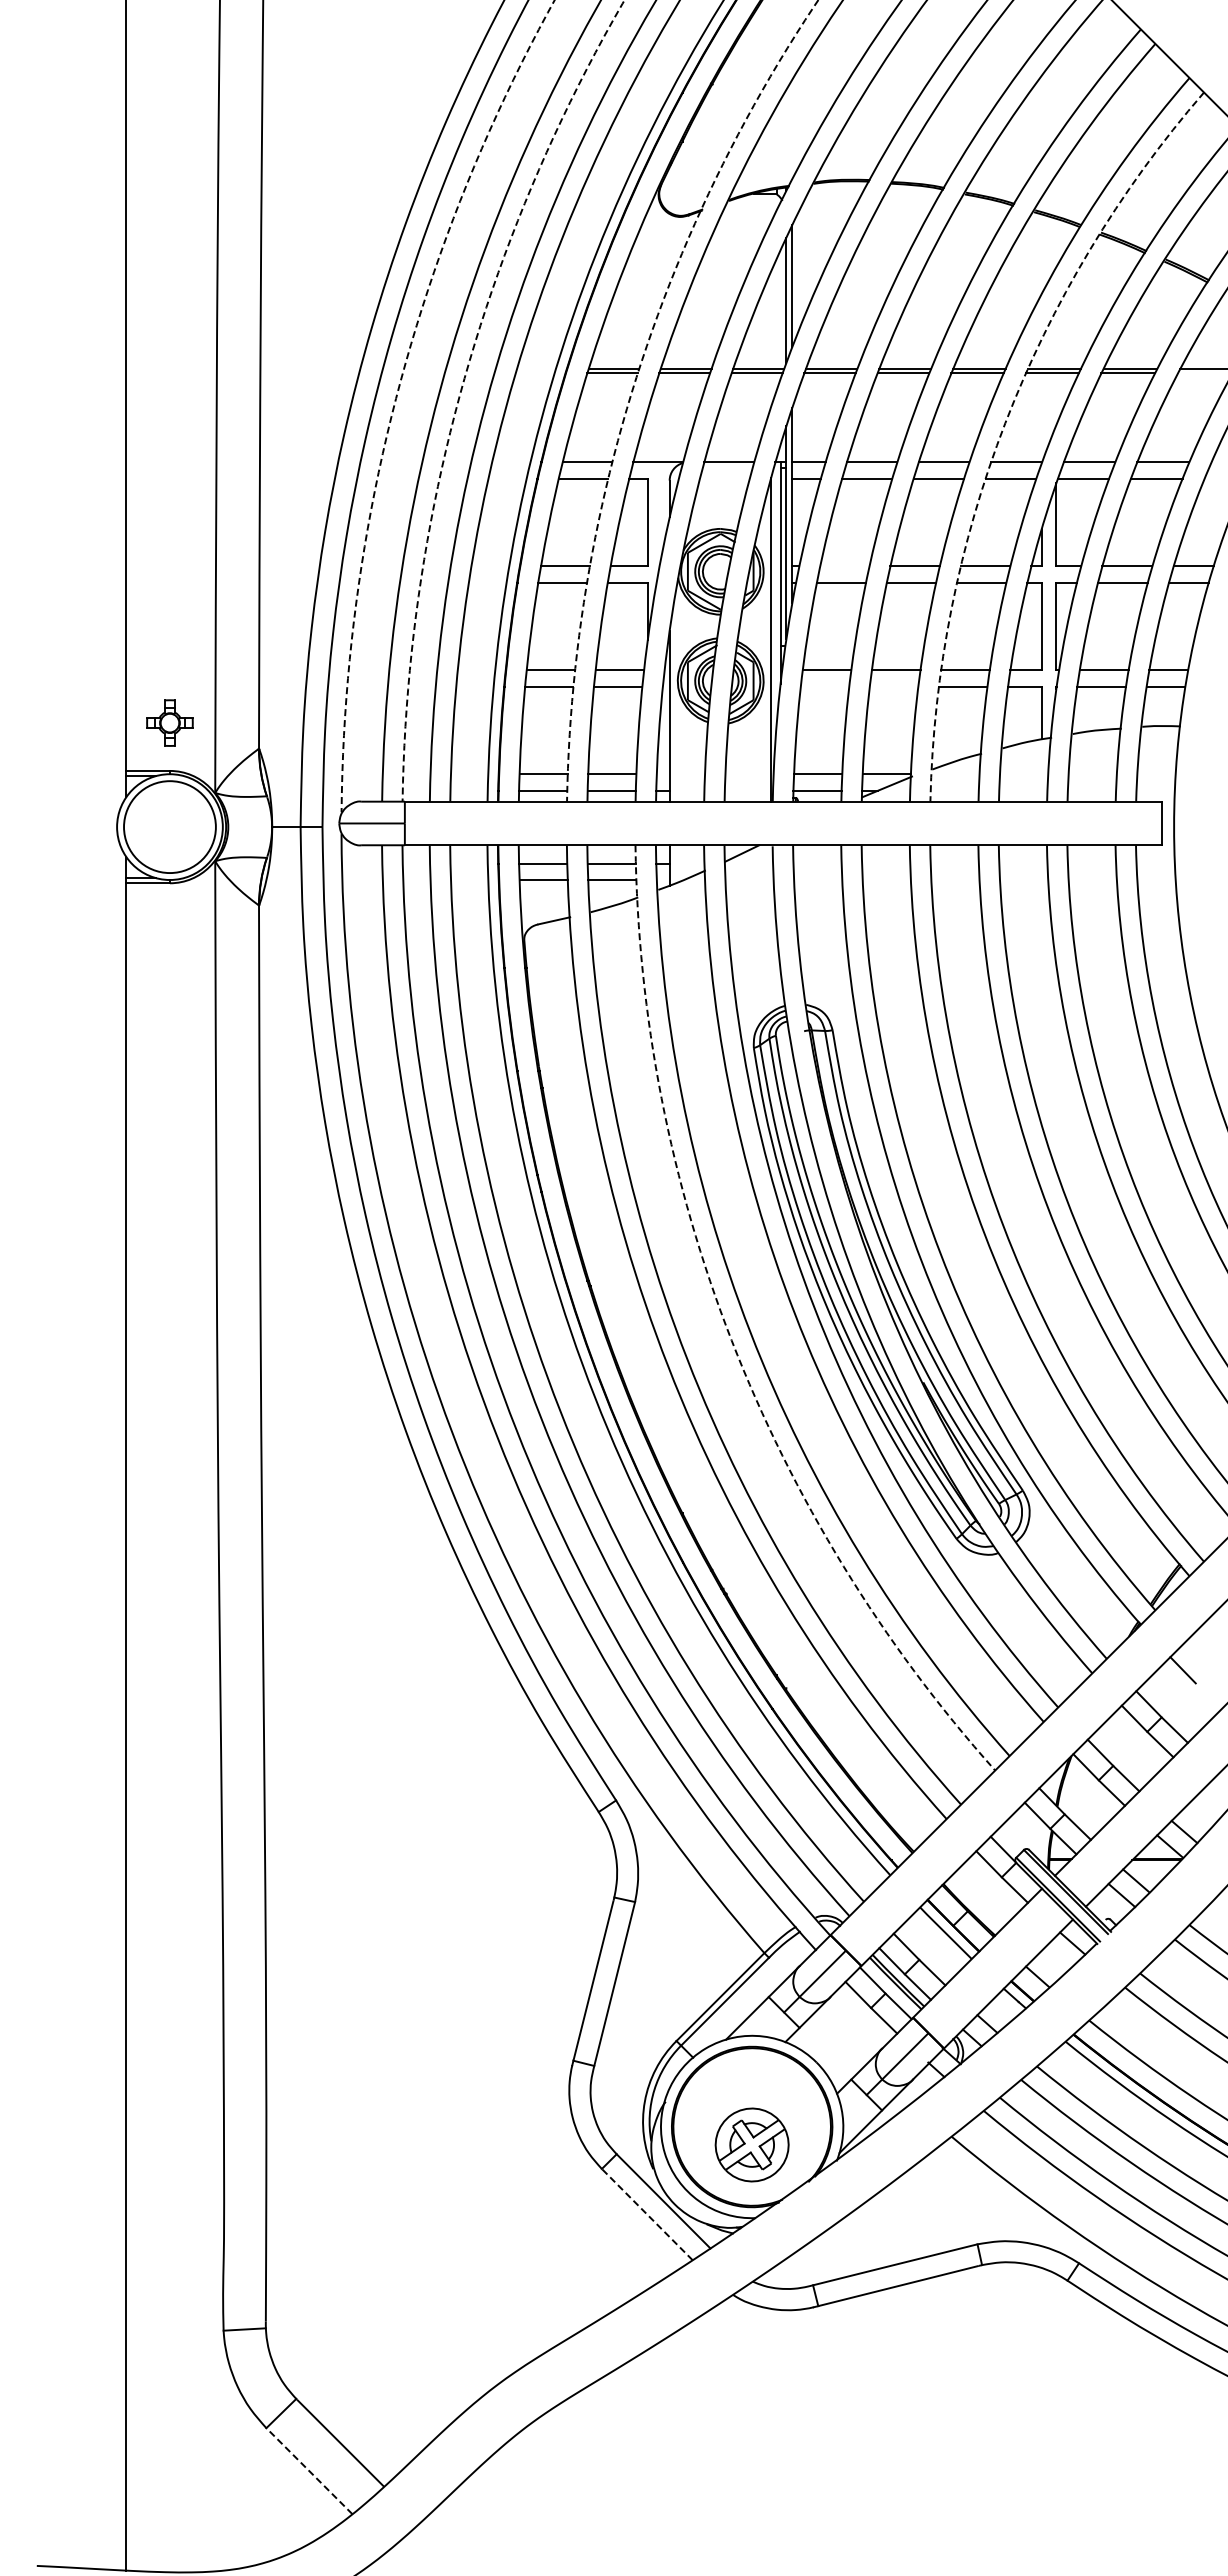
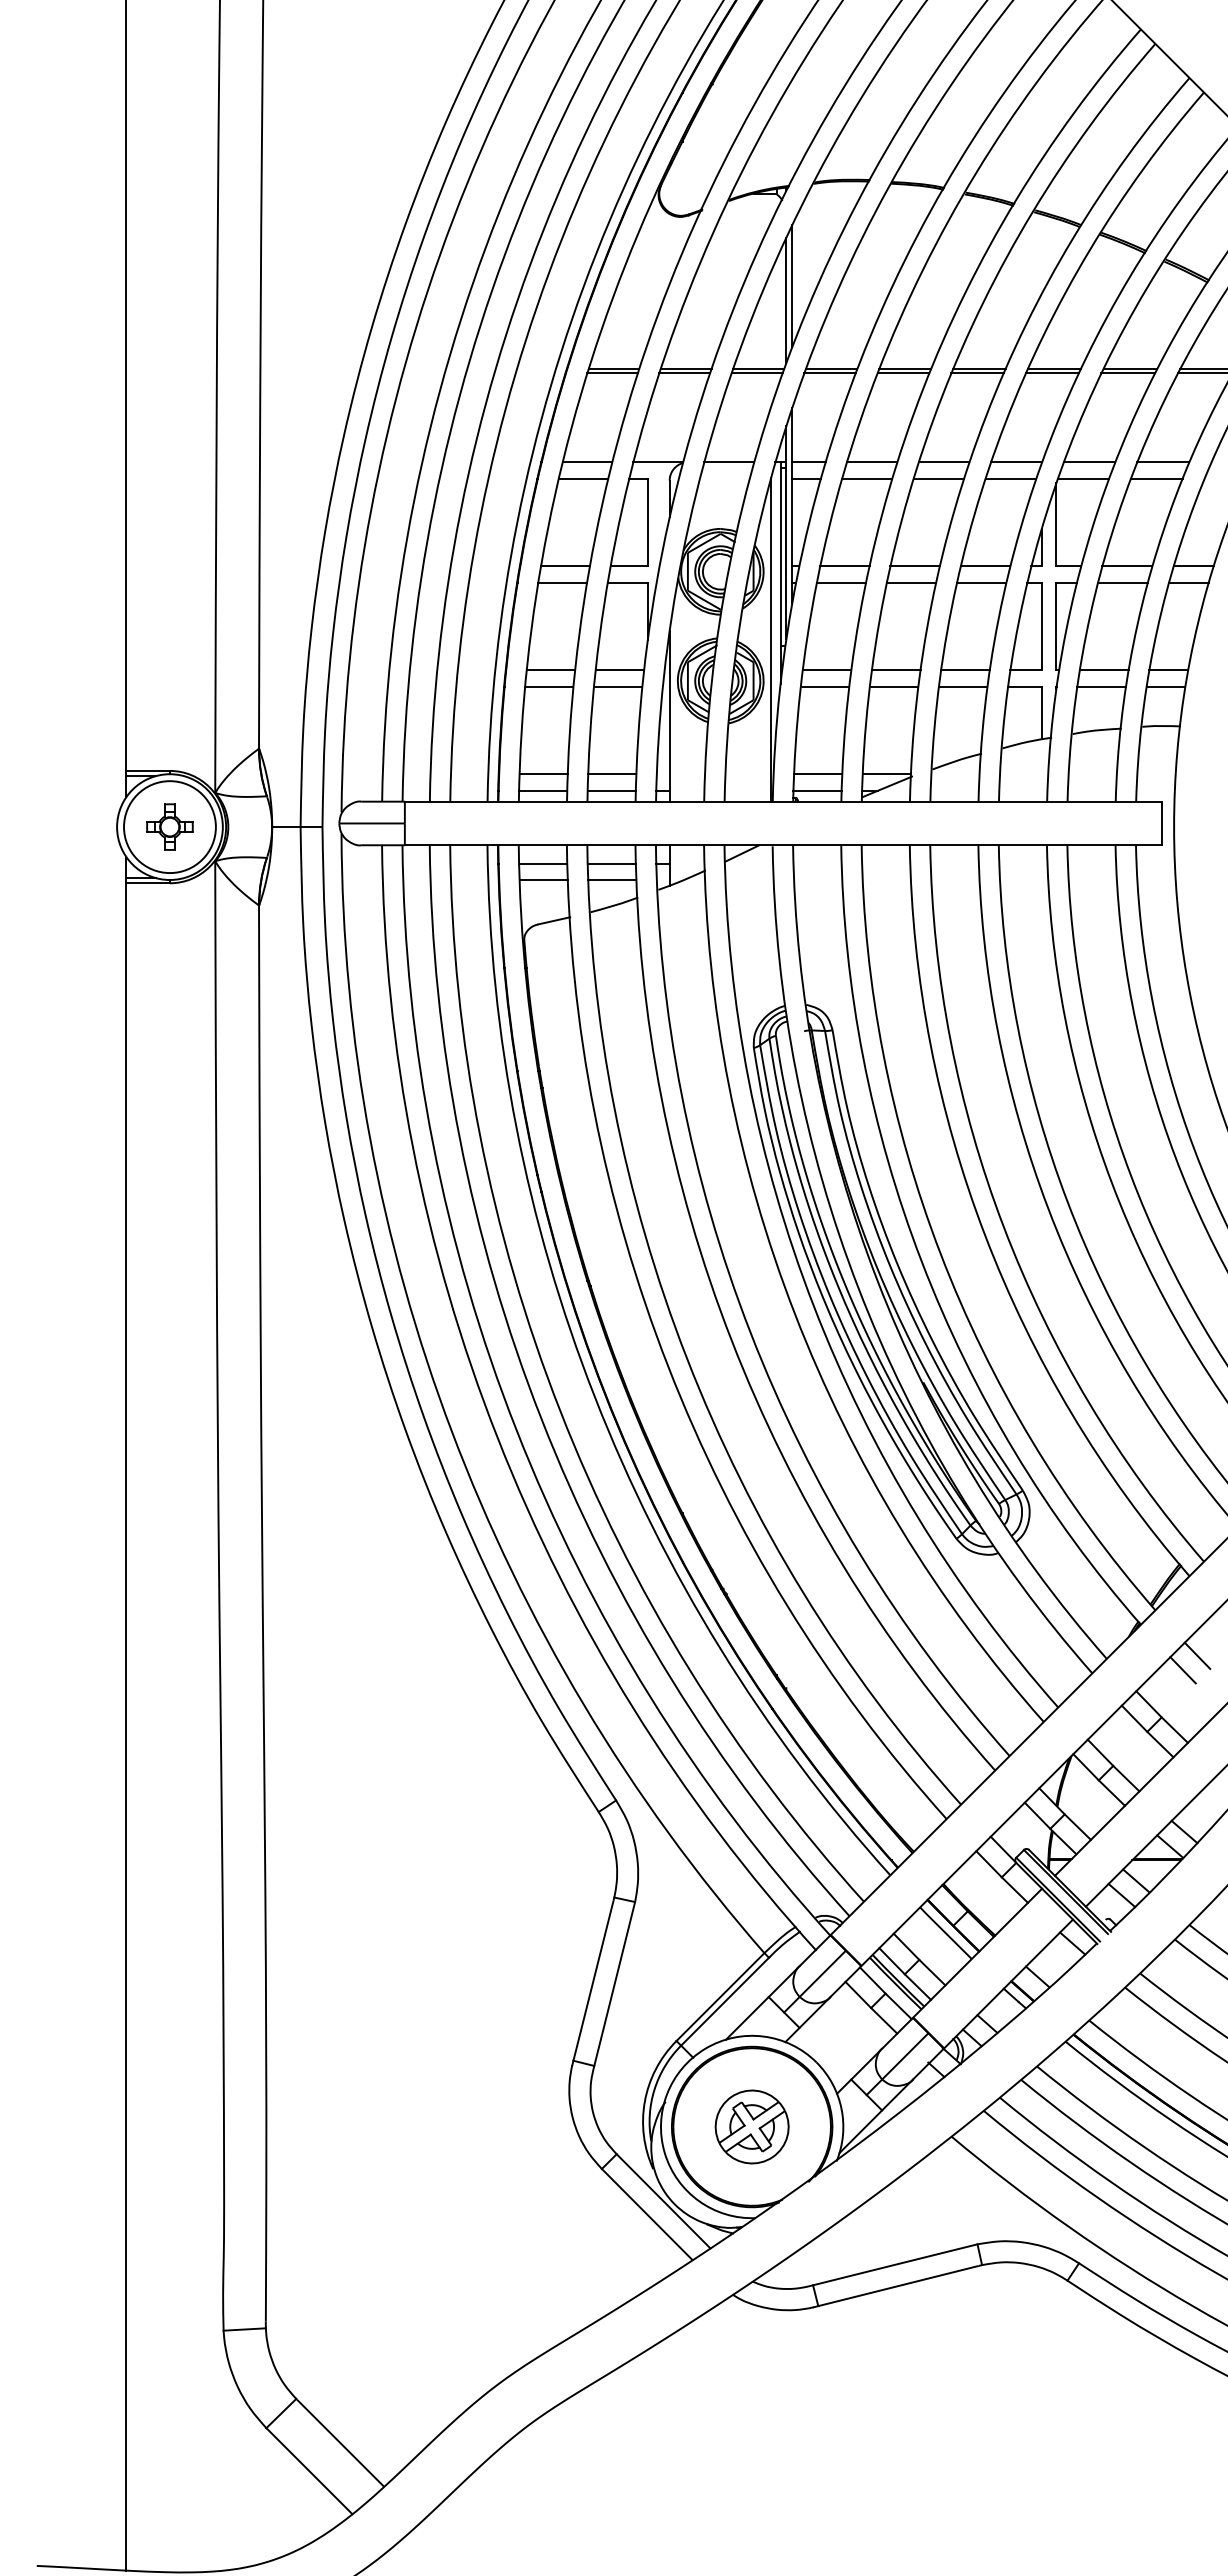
line: none -> present (1201, 373)
arc: dashed -> solid (462, 386)
arc: dashed -> solid (633, 387)
arc: dashed -> solid (397, 394)
arc: dashed -> solid (1005, 423)
line: none -> present (844, 566)
line: none -> present (824, 686)
line: none -> present (893, 686)
part position: (169, 722) -> (169, 826) (169, 826)
arc: dashed -> solid (731, 1340)
line: none -> present (1197, 1655)
part position: (751, 2144) -> (751, 2126) (751, 2126)
line: dashed -> solid (647, 2214)
line: dashed -> solid (309, 2471)
